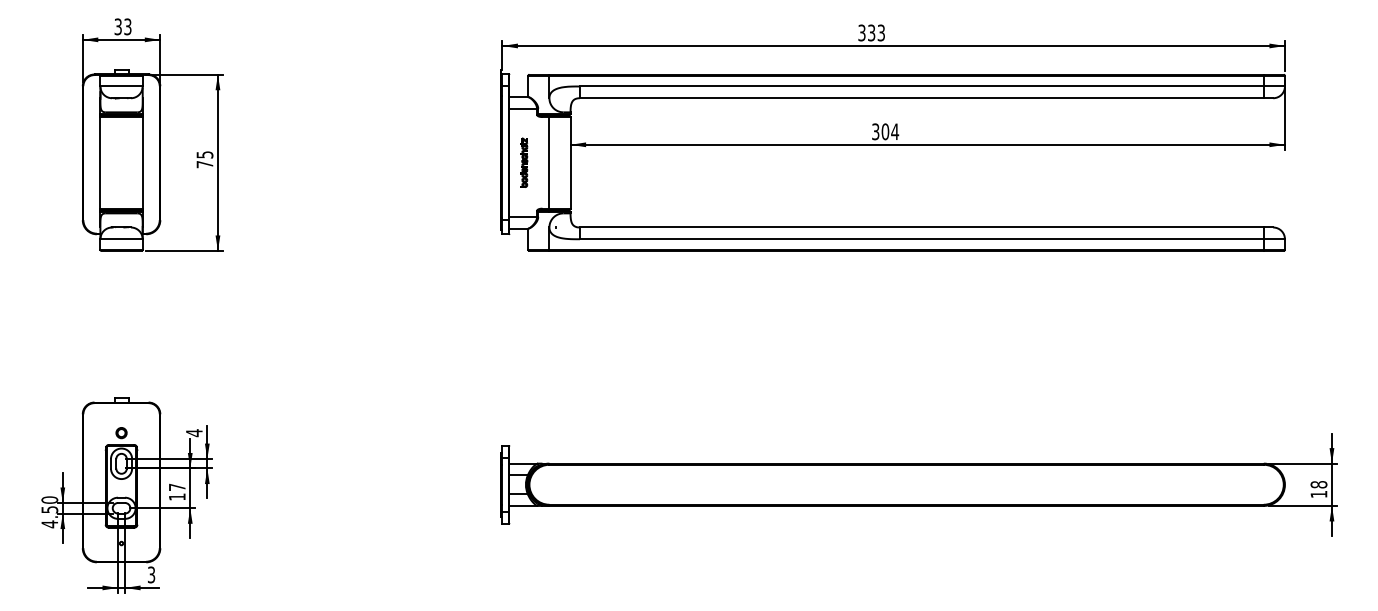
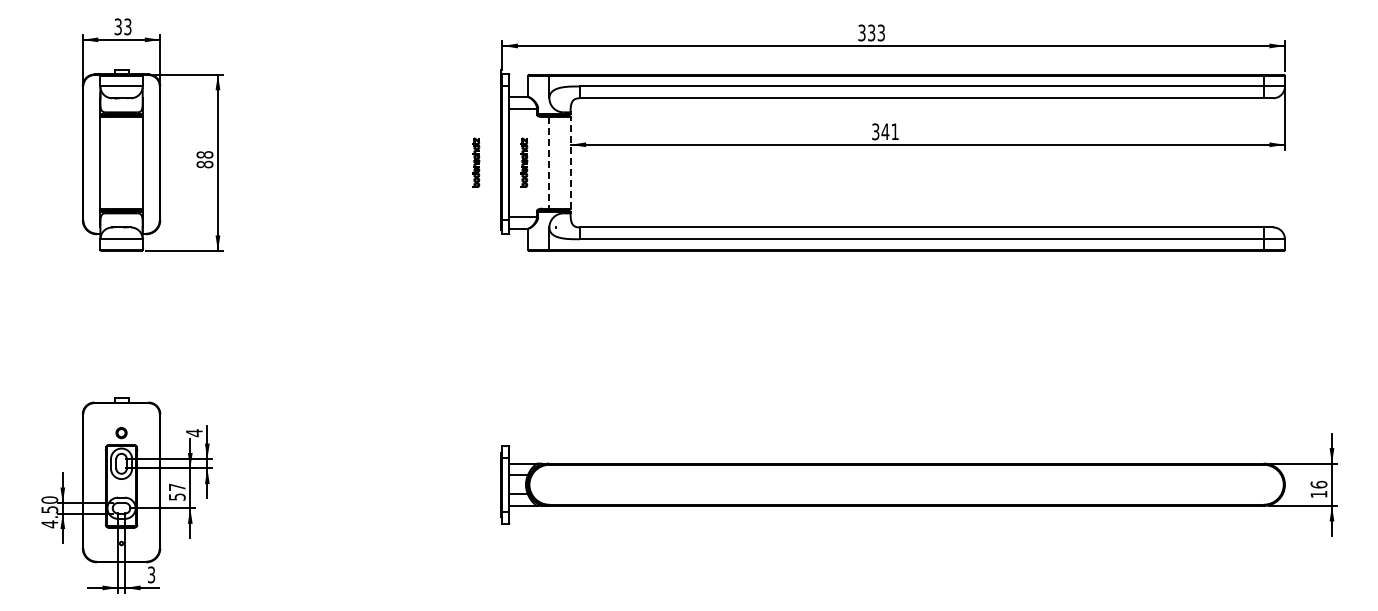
text: 304 -> 341 (890, 131)
text: 75 -> 88 (204, 159)
part: none -> present (476, 162)
line: solid -> dashed (549, 162)
line: solid -> dashed (570, 162)
text: 18 -> 16 (1318, 484)
text: 17 -> 57 (177, 496)
